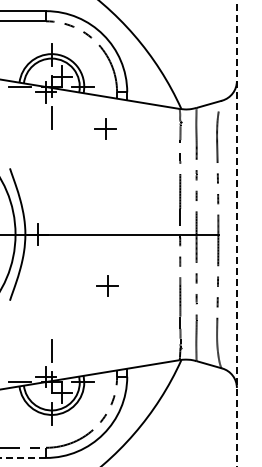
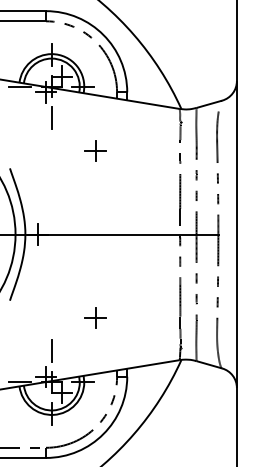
part position: (105, 128) -> (95, 150) (95, 150)
line: dashed -> solid (236, 233)
part position: (107, 285) -> (95, 317) (95, 317)
line: dashed -> solid (23, 457)
